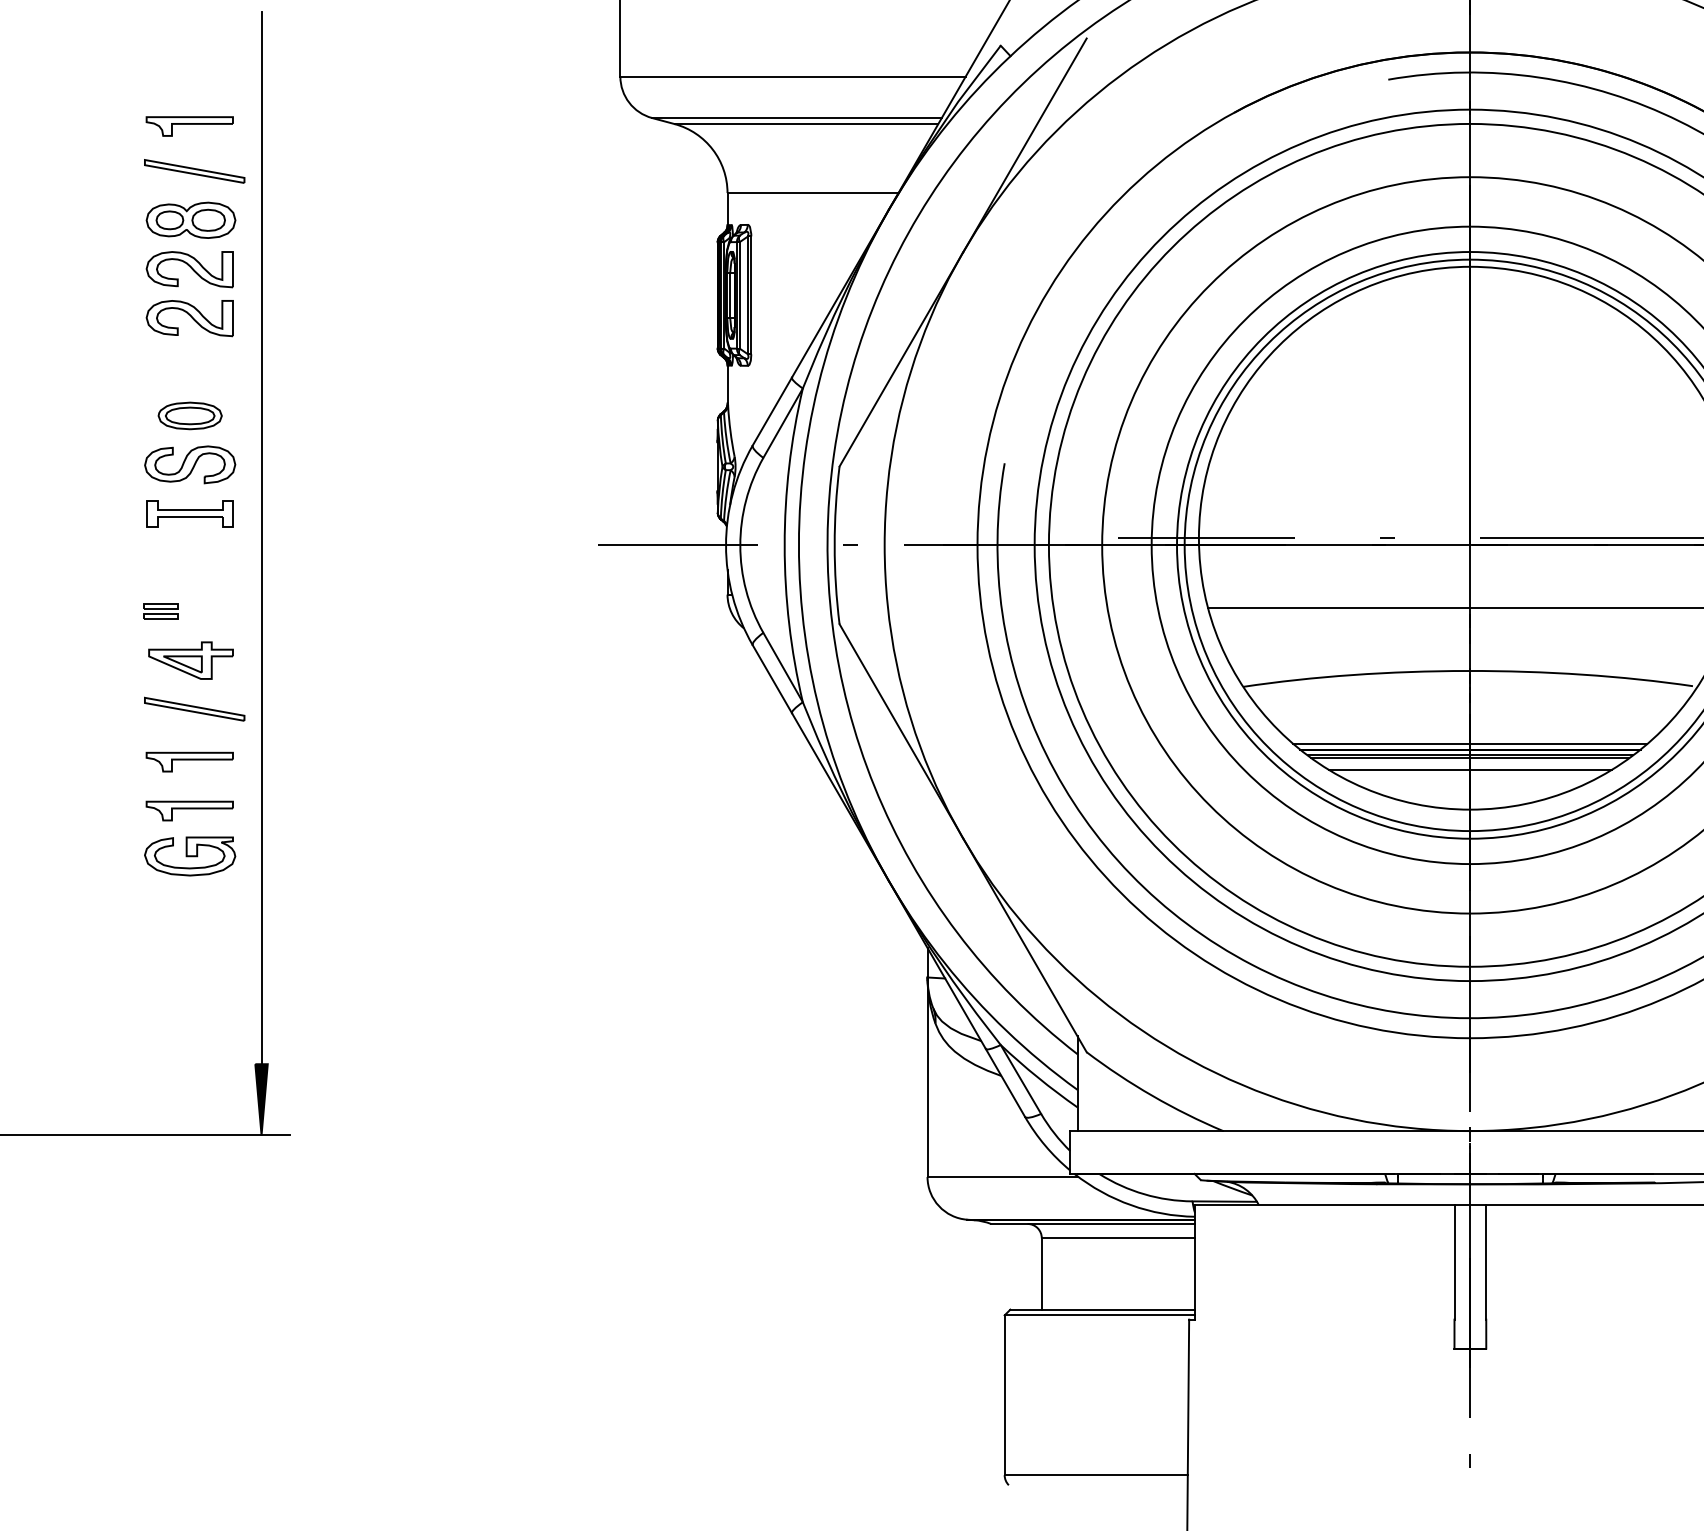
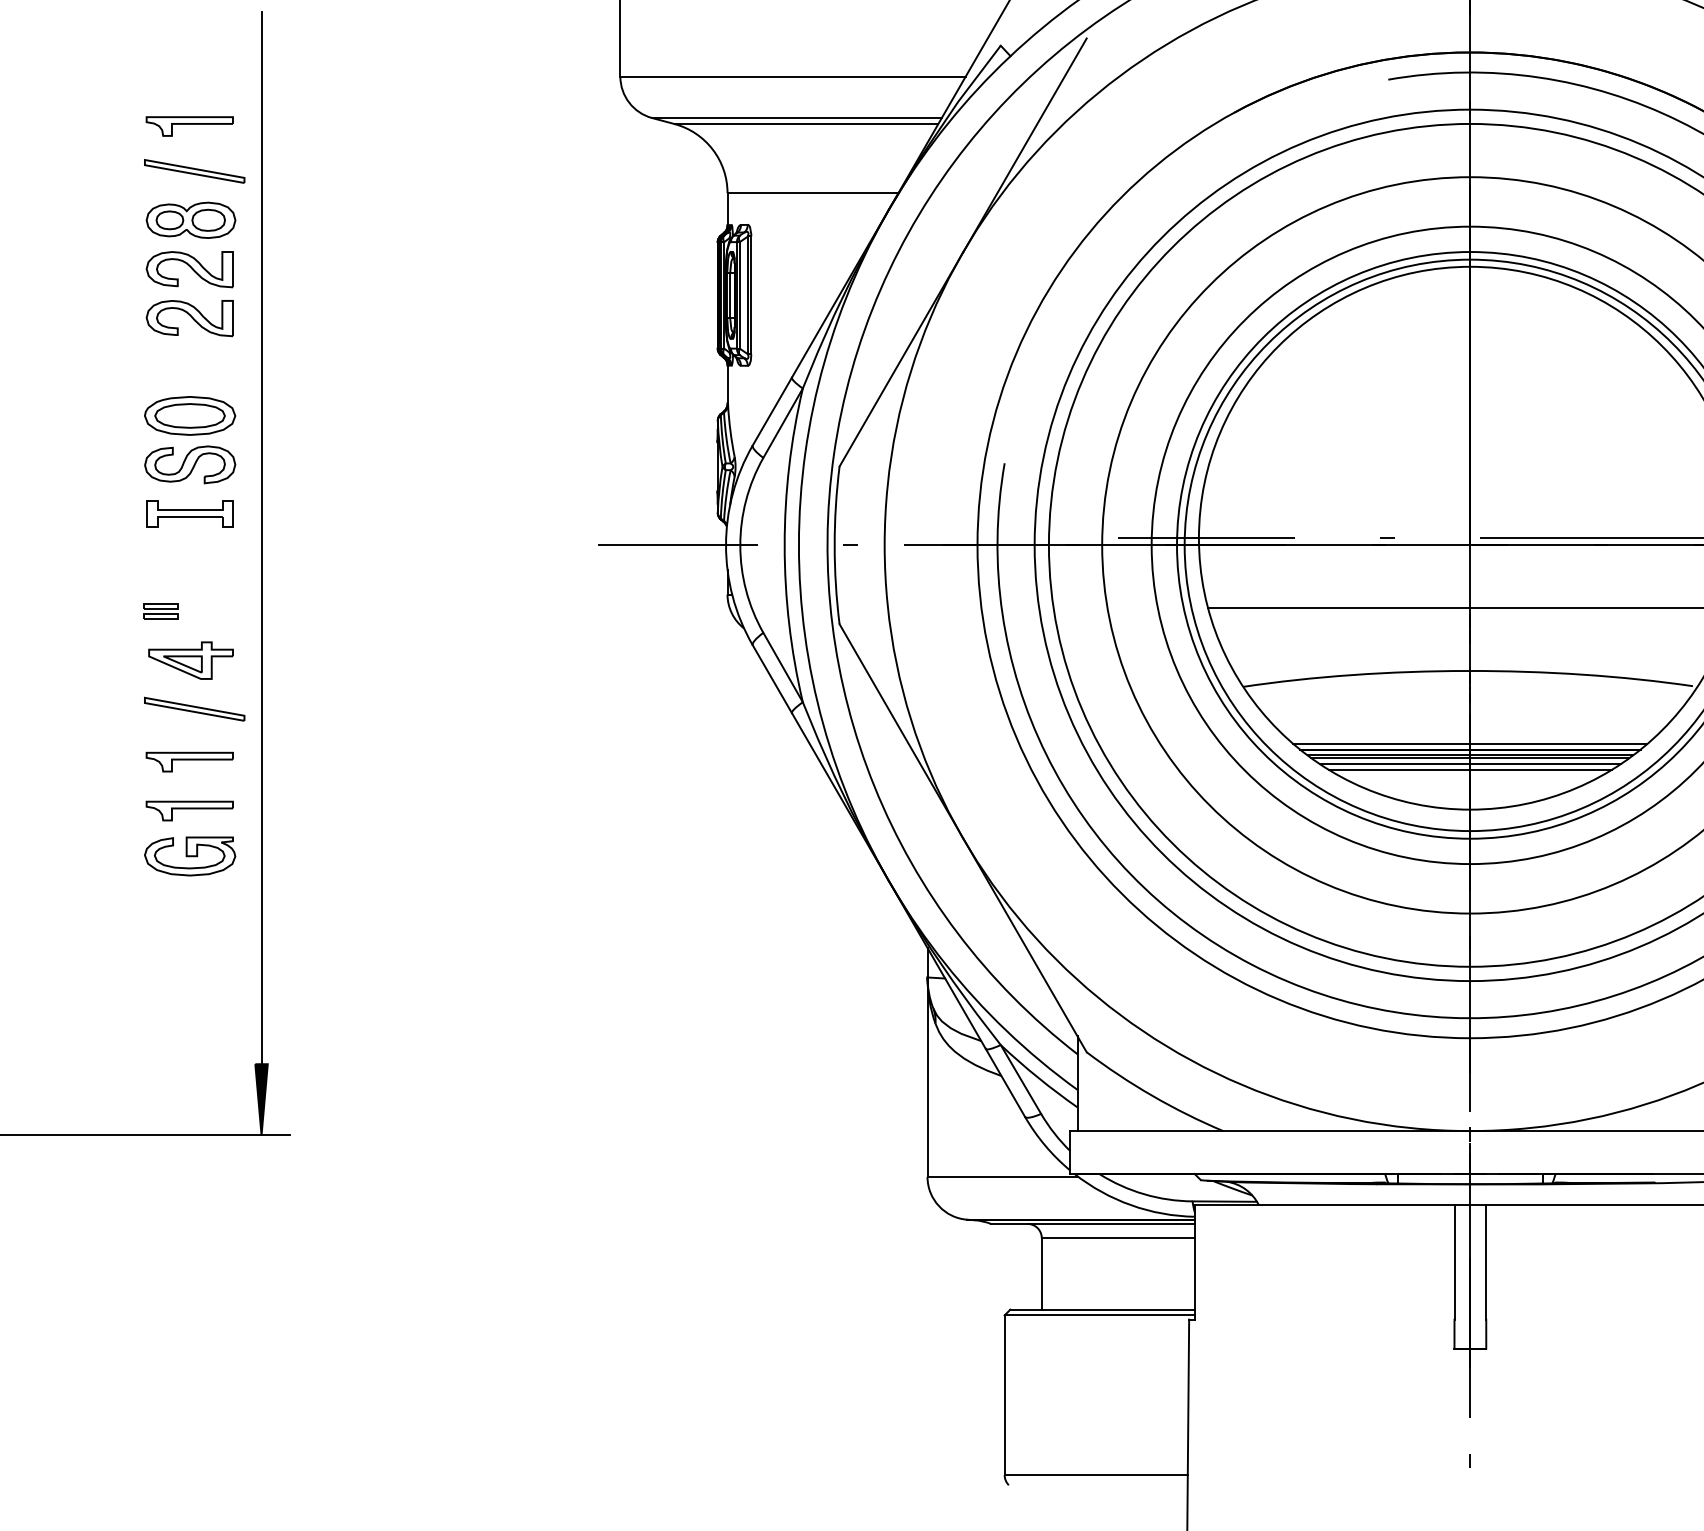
part size: 66x30 px -> 93x40 px (190, 415)
line: none -> present (1470, 763)
